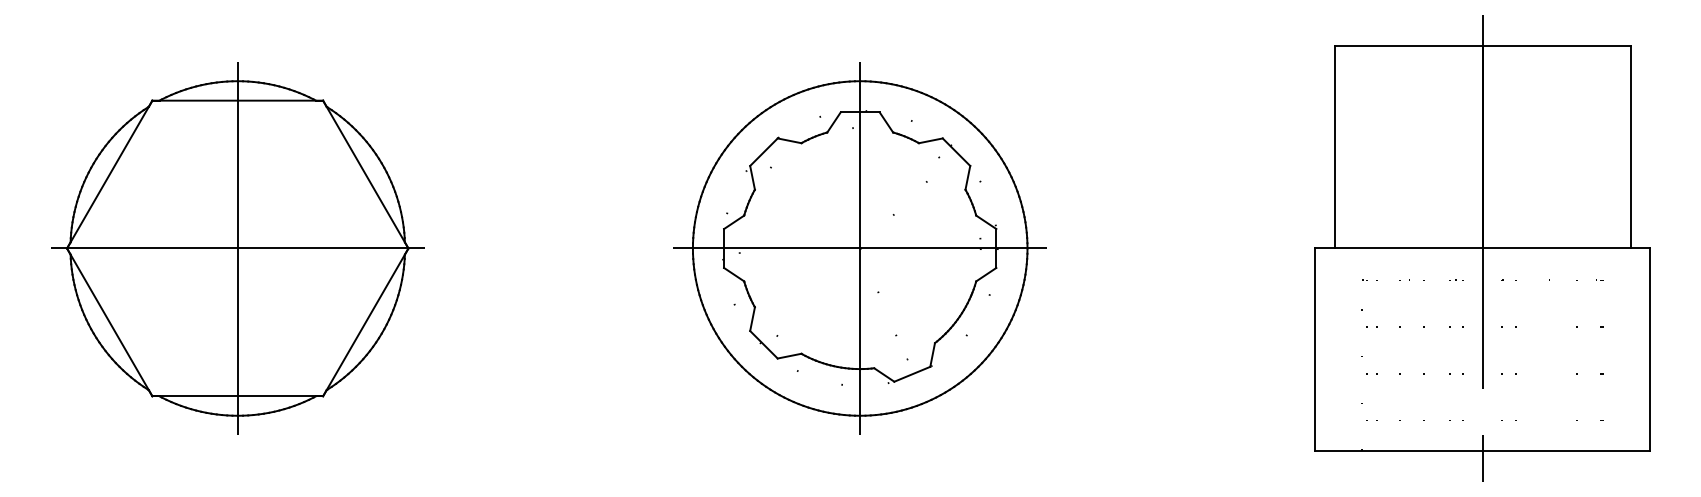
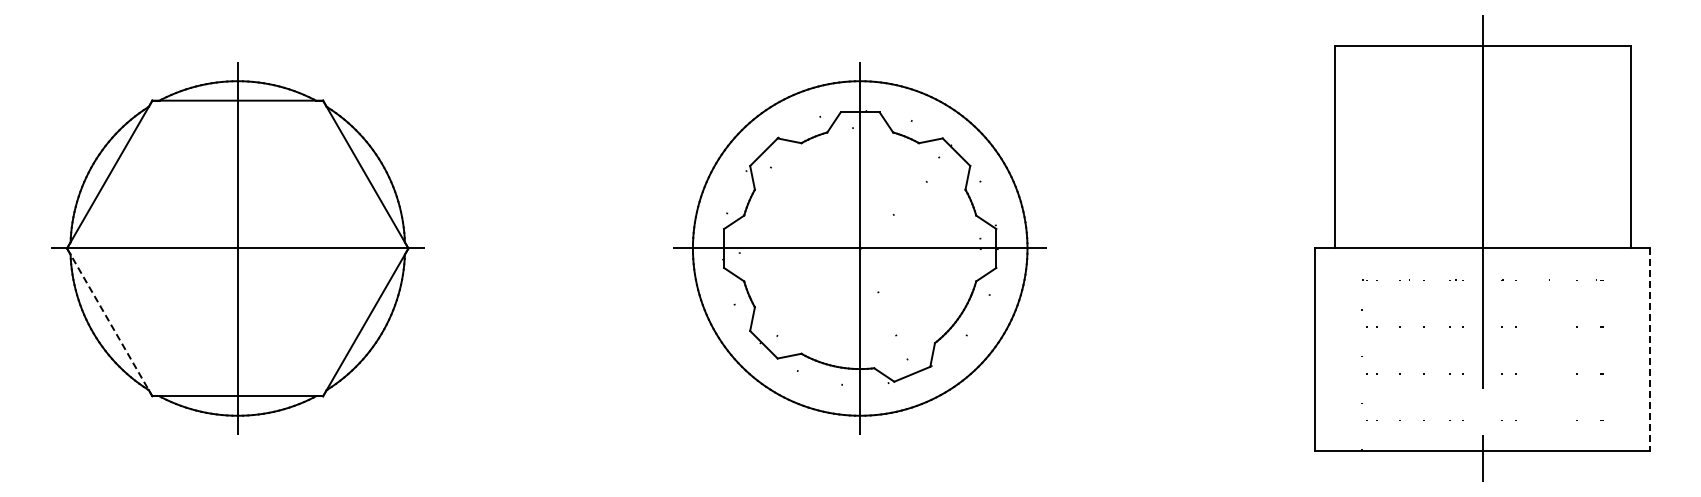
line: solid -> dashed (109, 322)
line: solid -> dashed (1649, 350)
